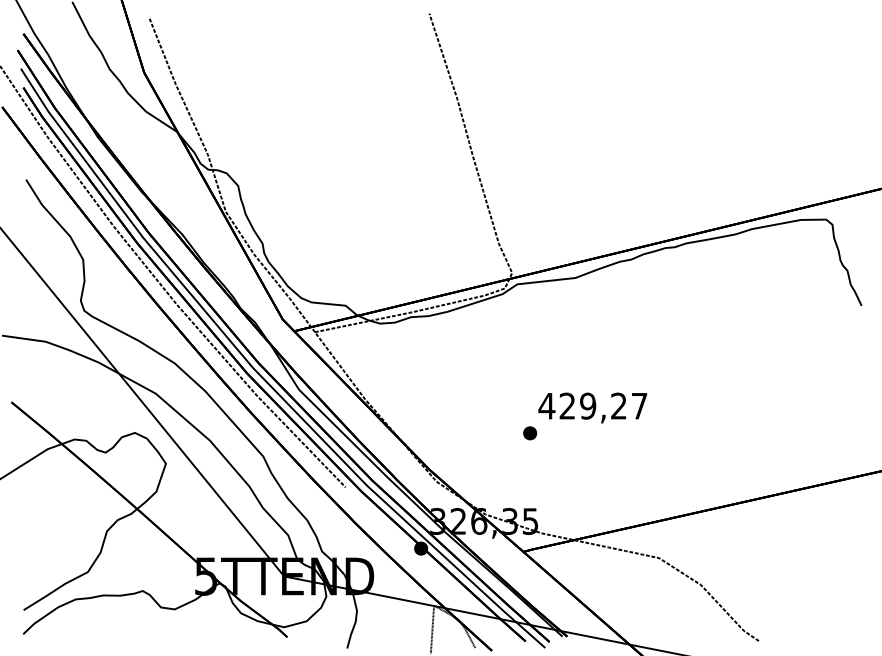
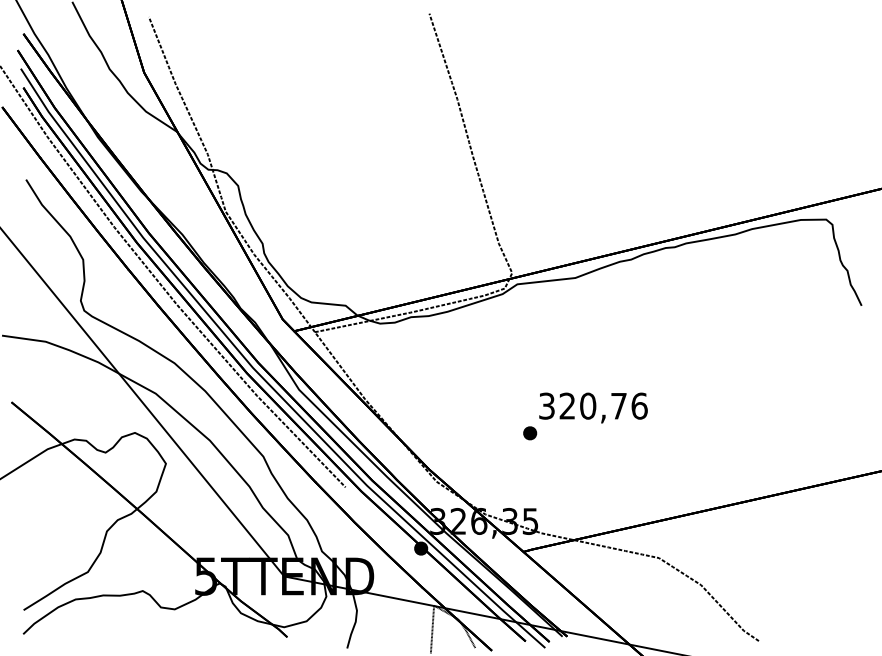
text: 429,27 -> 320,76 (592, 405)
